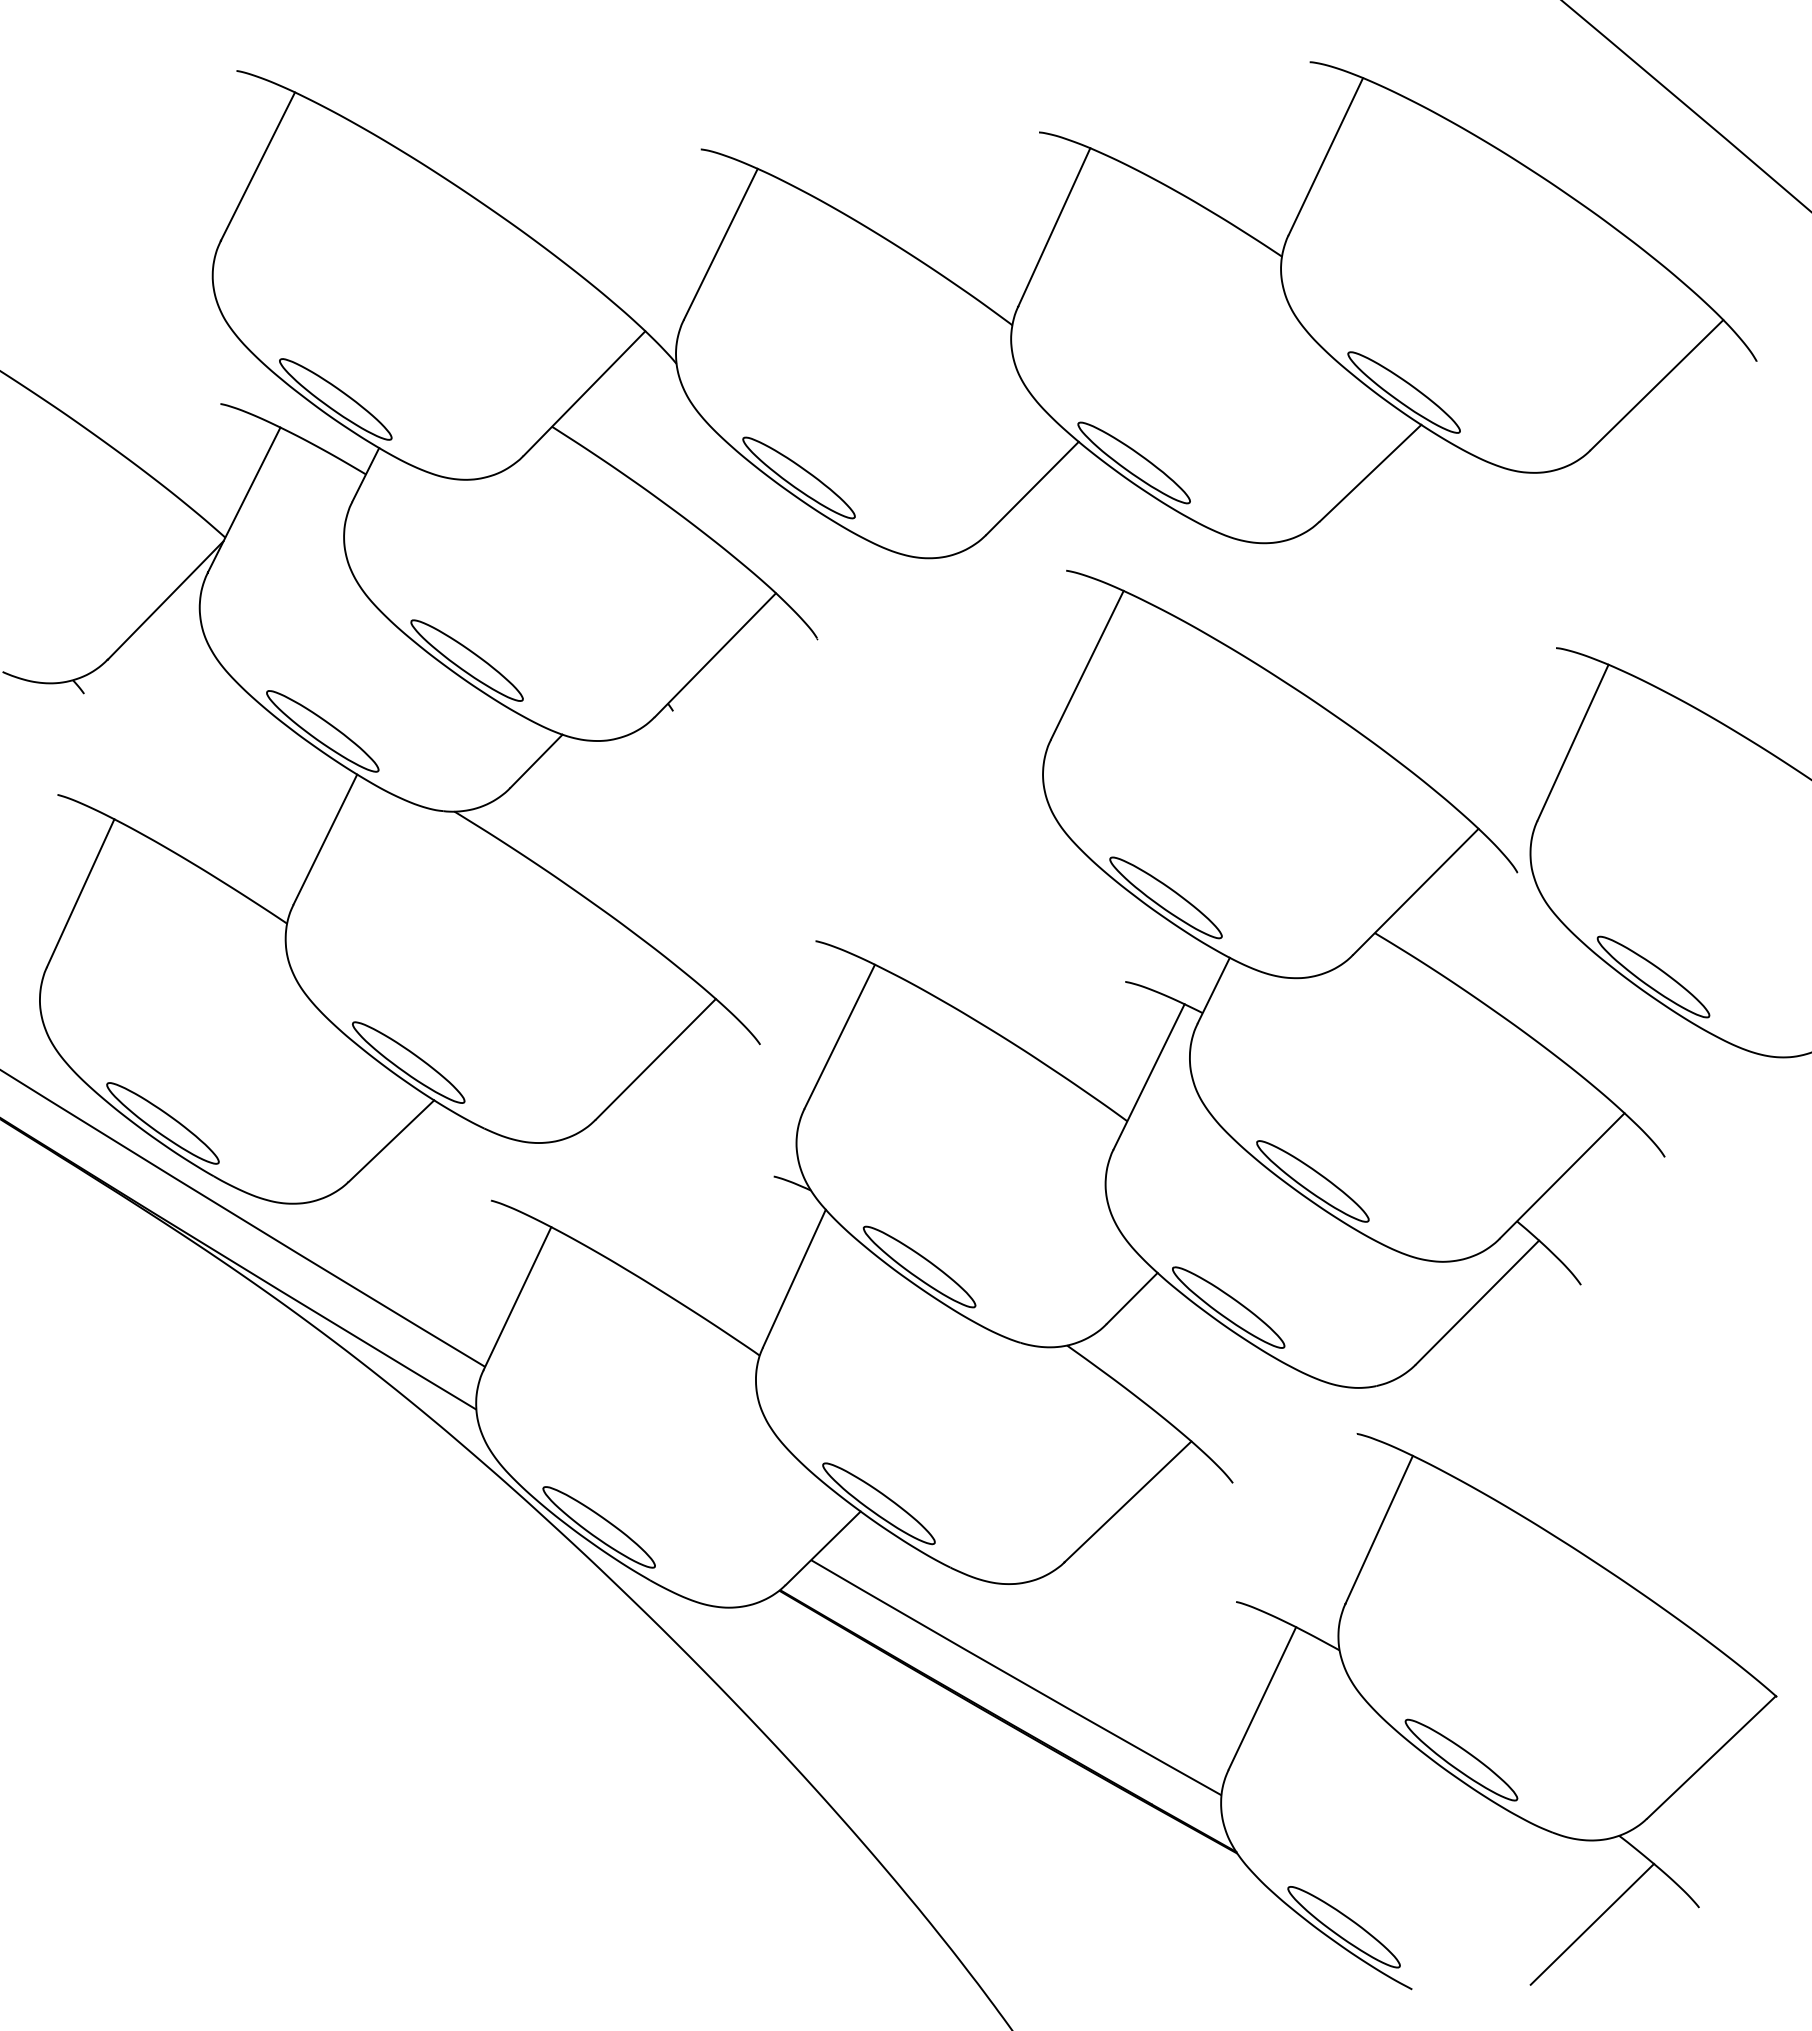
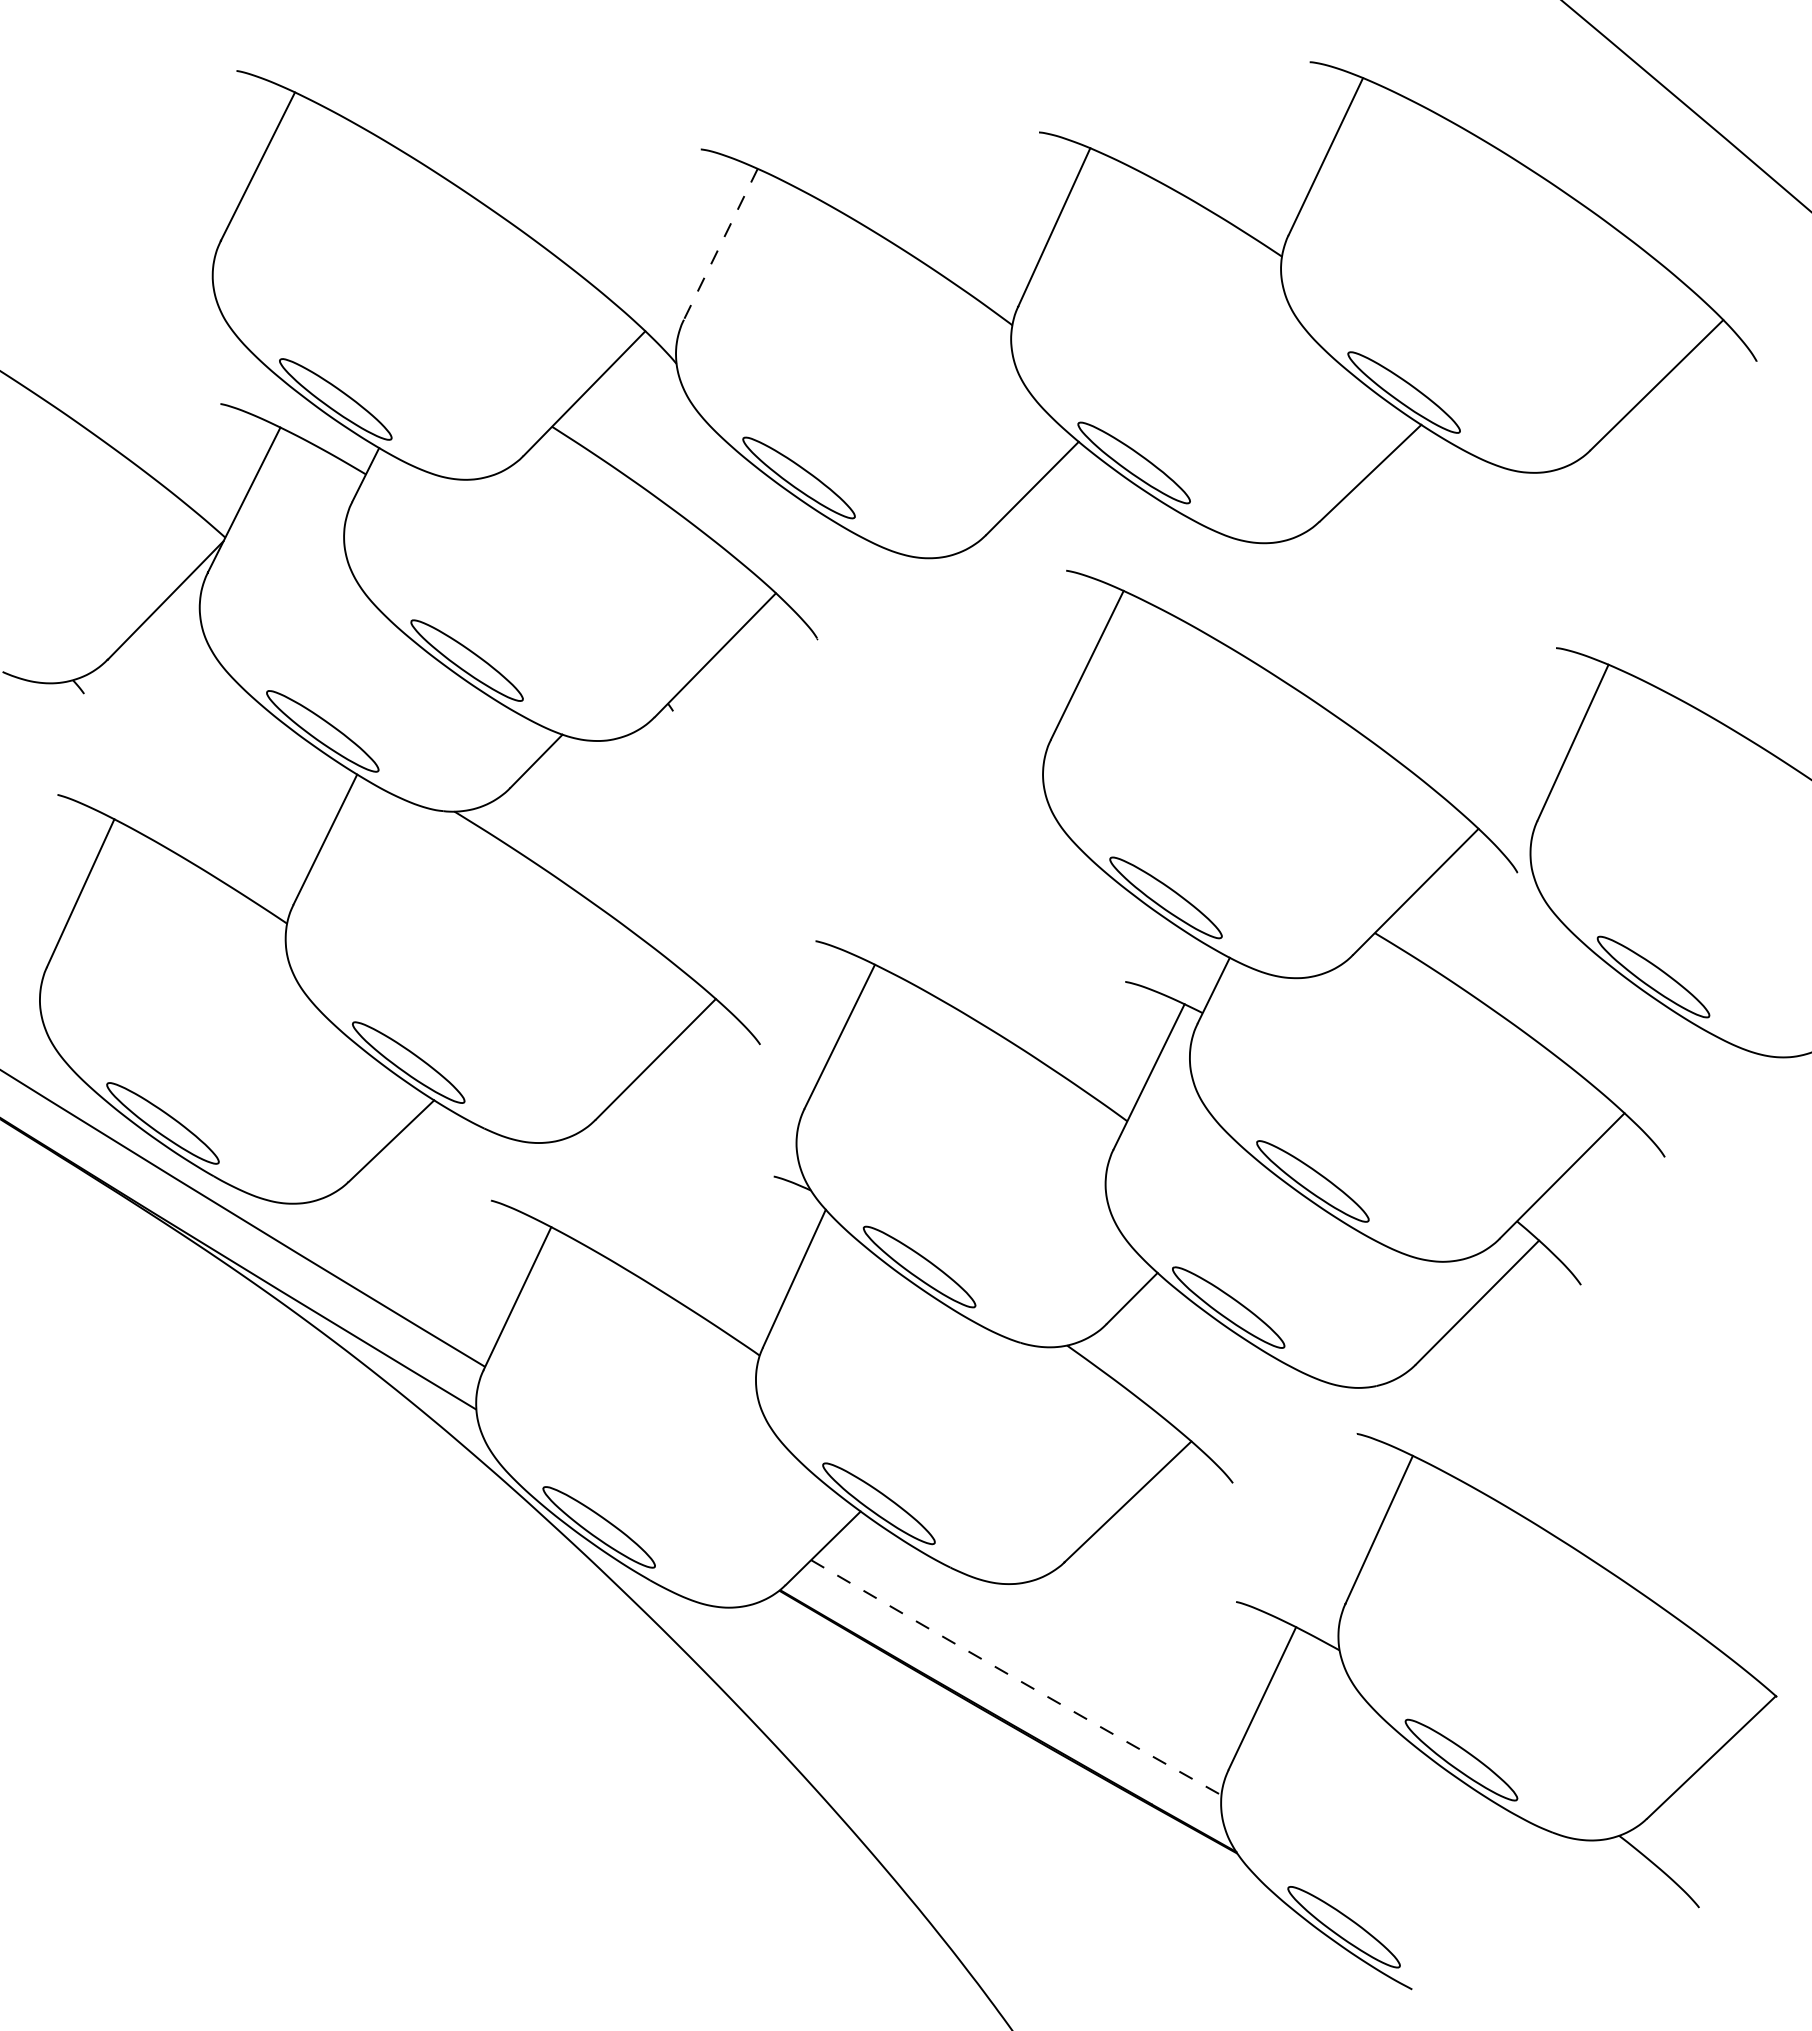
line: solid -> dashed (720, 244)
arc: solid -> dashed (1015, 1678)
line: present -> none (1592, 1923)
